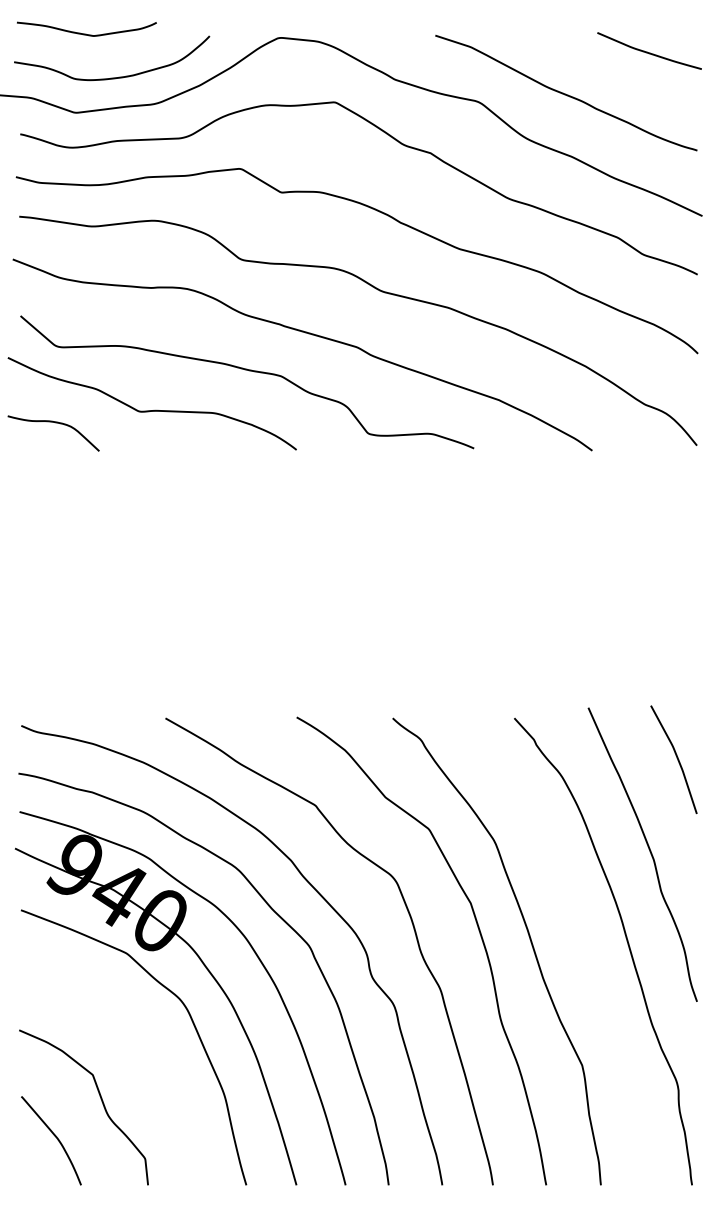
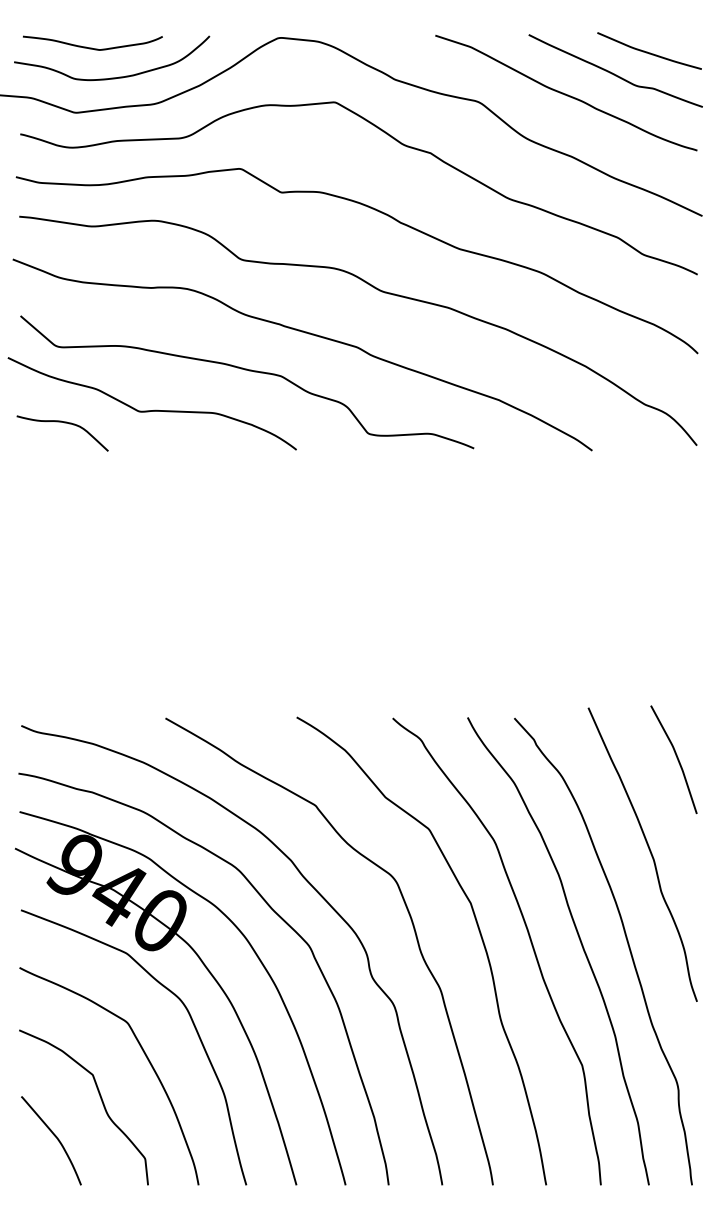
curve position: (86, 33) -> (92, 47) (92, 47)
curve: none -> present (614, 73)
curve position: (55, 423) -> (64, 423) (64, 423)
curve: none -> present (580, 943)
curve: none -> present (146, 1058)
